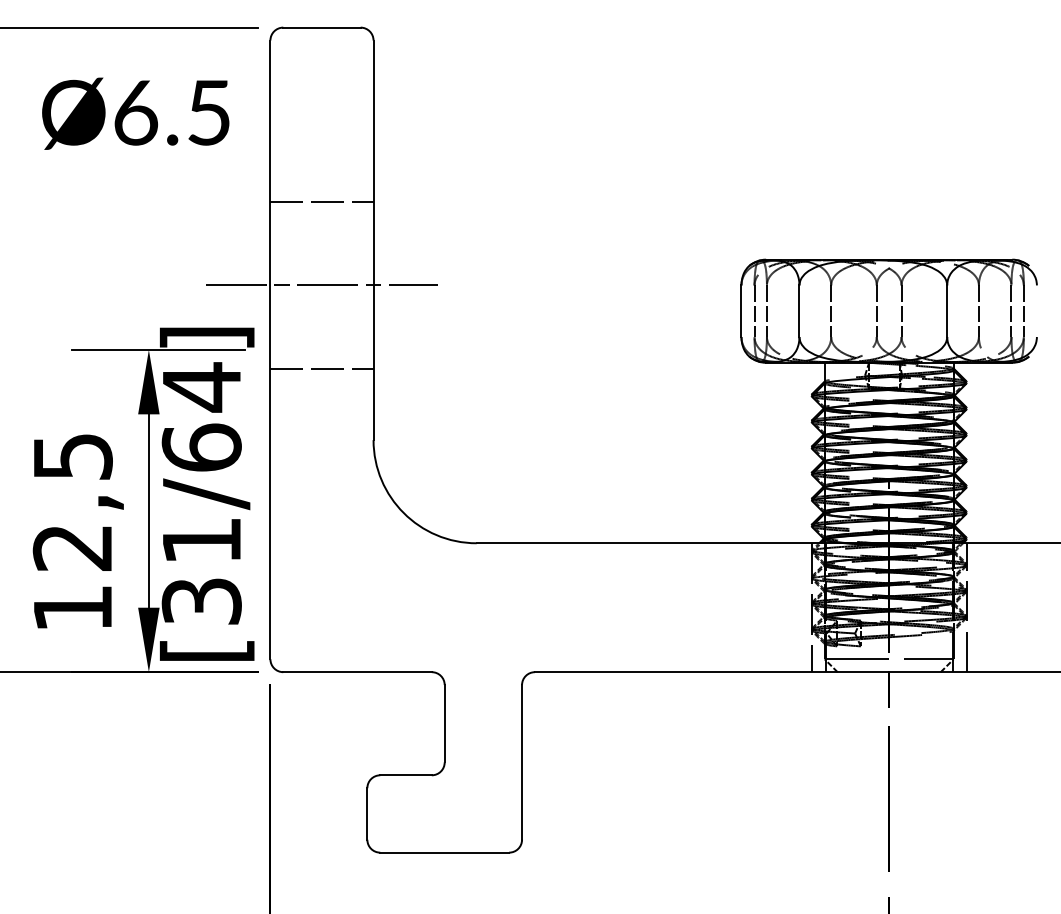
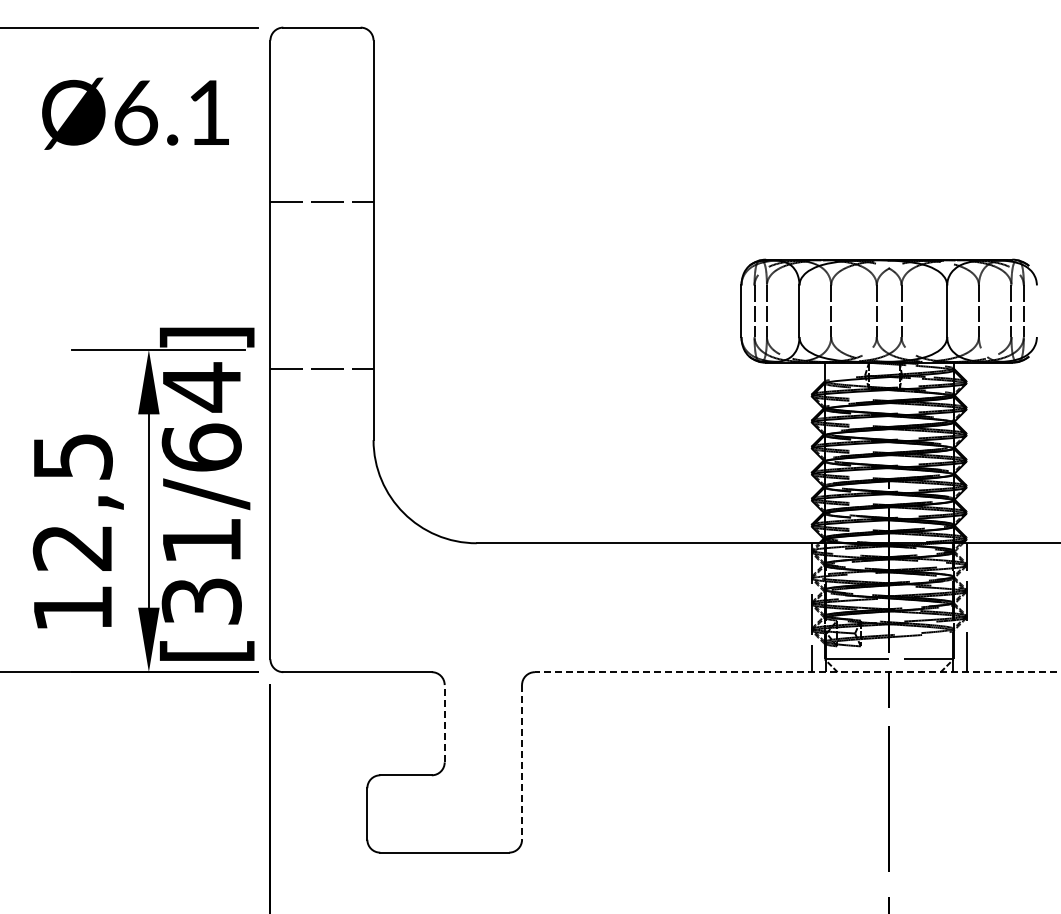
text: Ø6.5 -> Ø6.1 (208, 112)
line: present -> none (321, 285)
line: solid -> dashed (797, 672)
line: solid -> dashed (444, 723)
line: solid -> dashed (522, 762)
